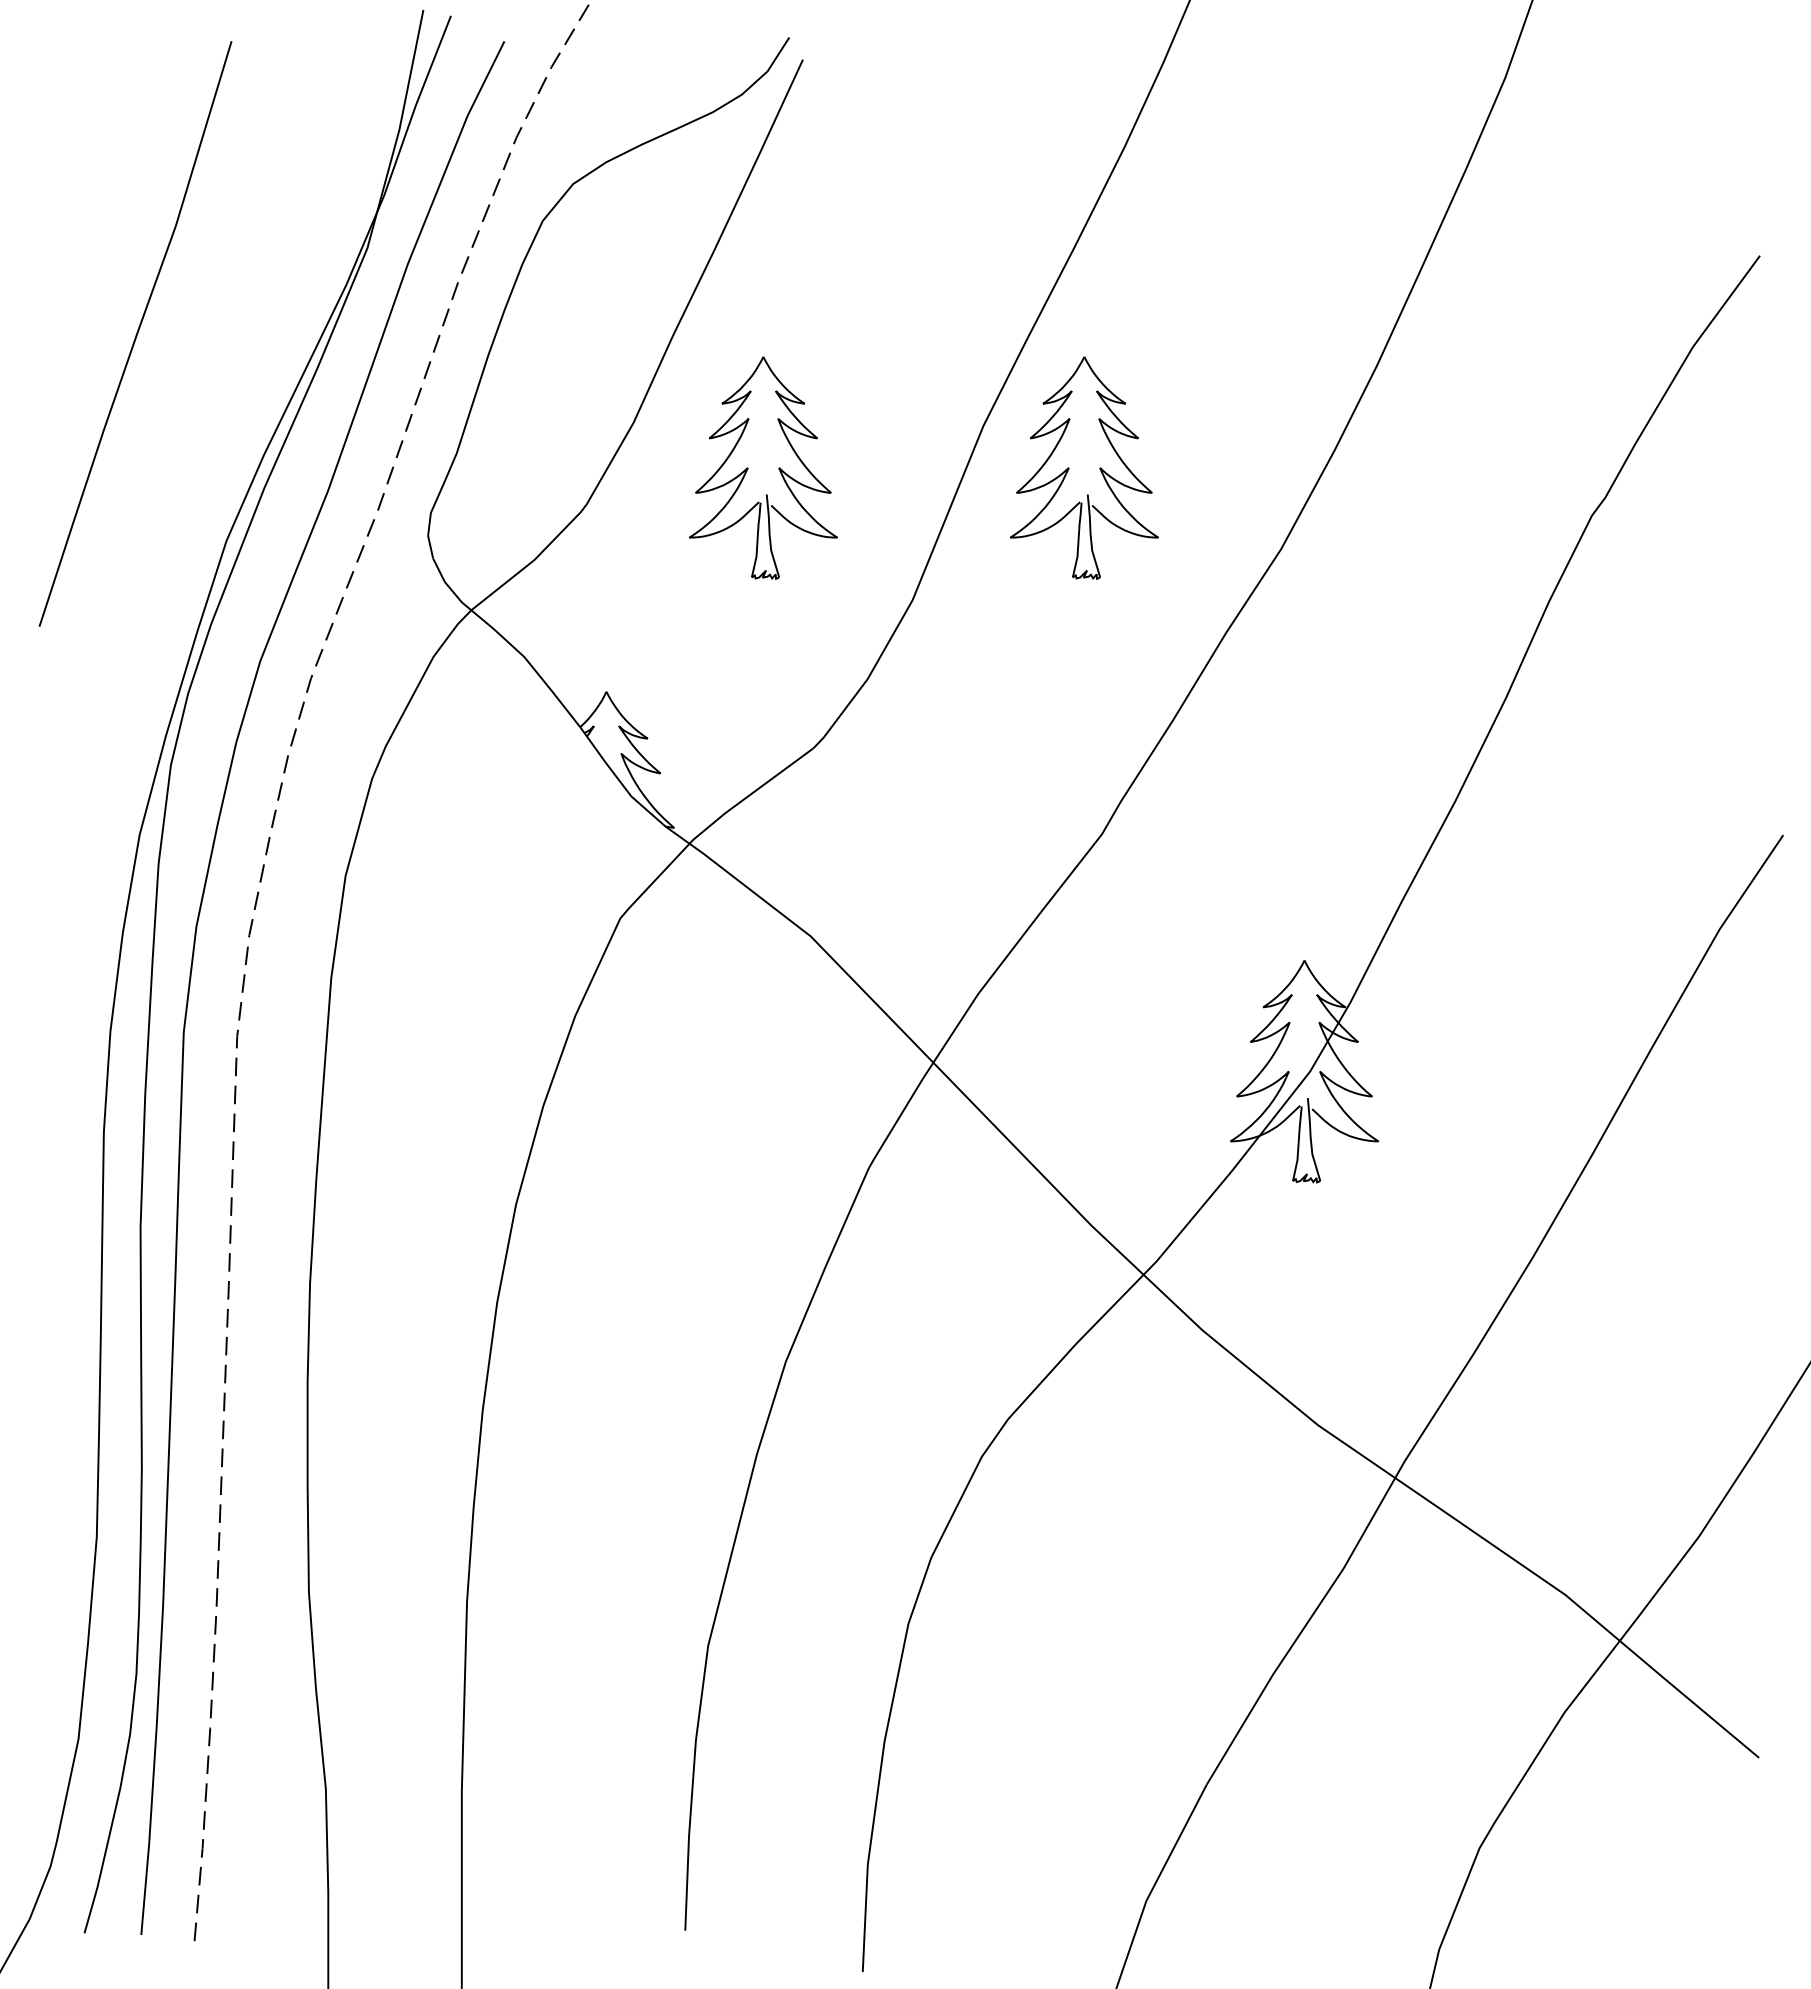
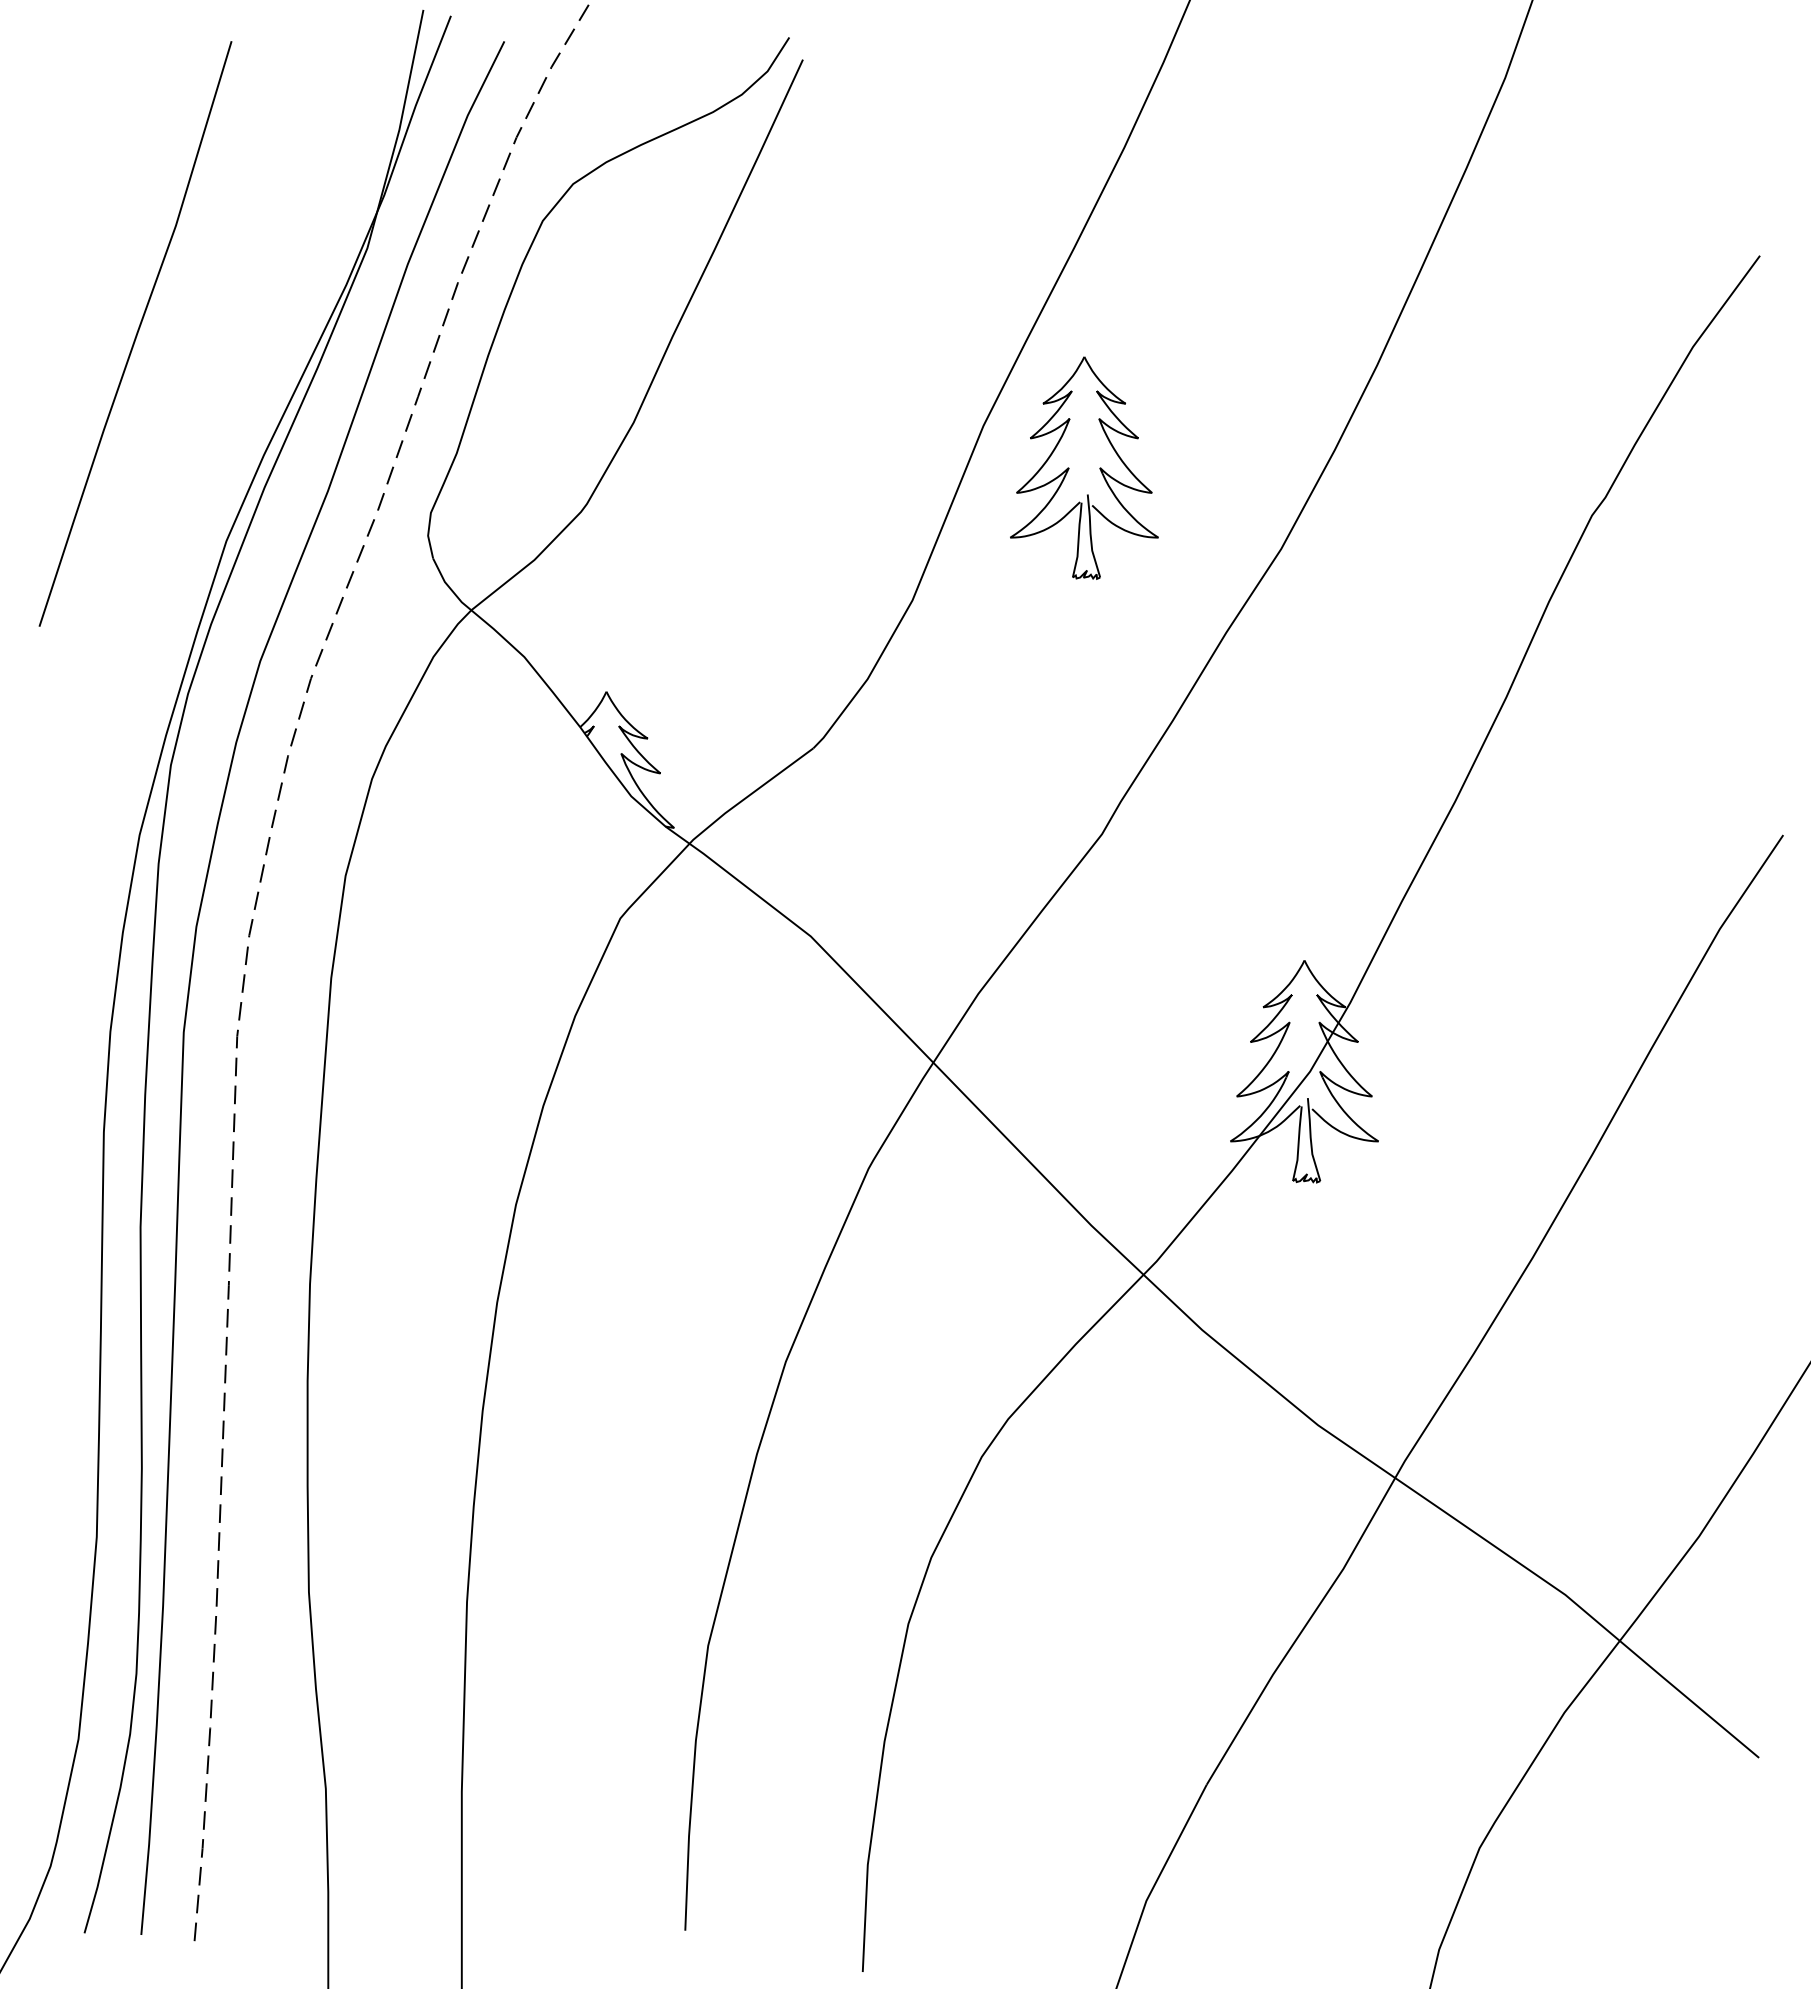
part: present -> none (748, 468)
